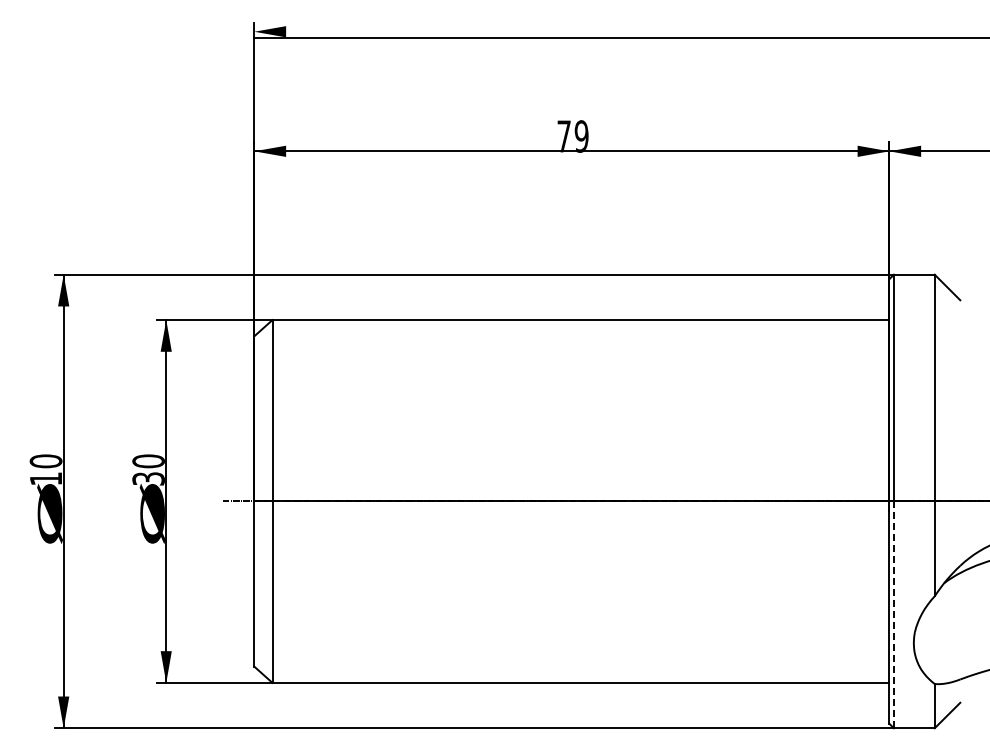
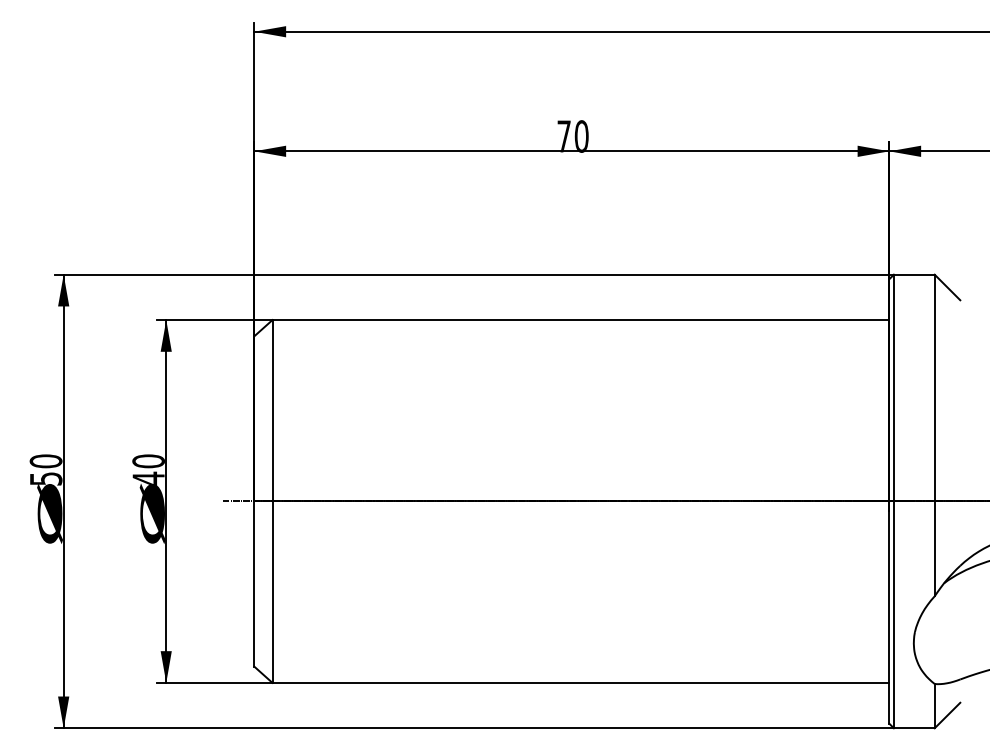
line position: (620, 37) -> (620, 31) (620, 31)
text: 79 -> 70 (581, 136)
text: 10 -> 50 (46, 478)
text: 30 -> 40 (148, 478)
line: dashed -> solid (893, 614)
